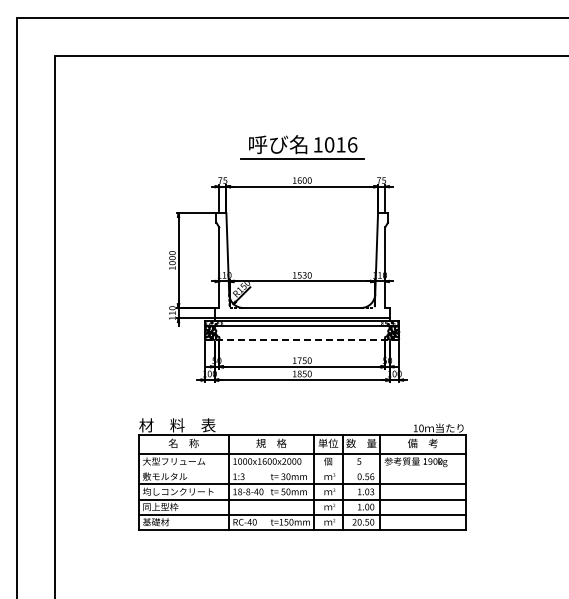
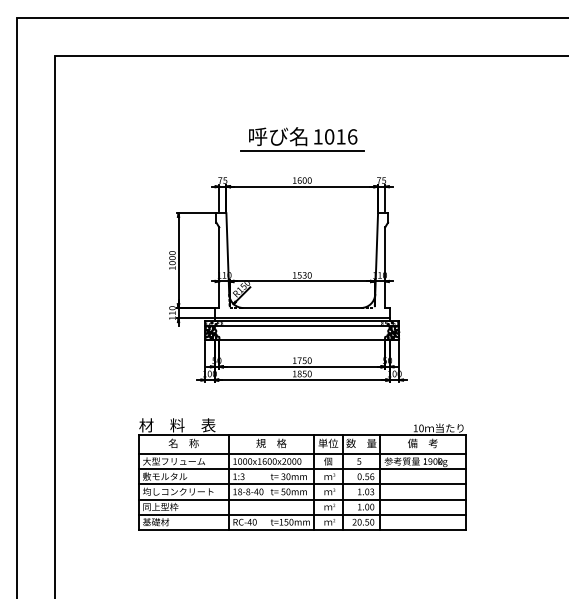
part position: (302, 147) -> (302, 139) (302, 139)
line: dashed -> solid (302, 340)
line: none -> present (301, 469)
